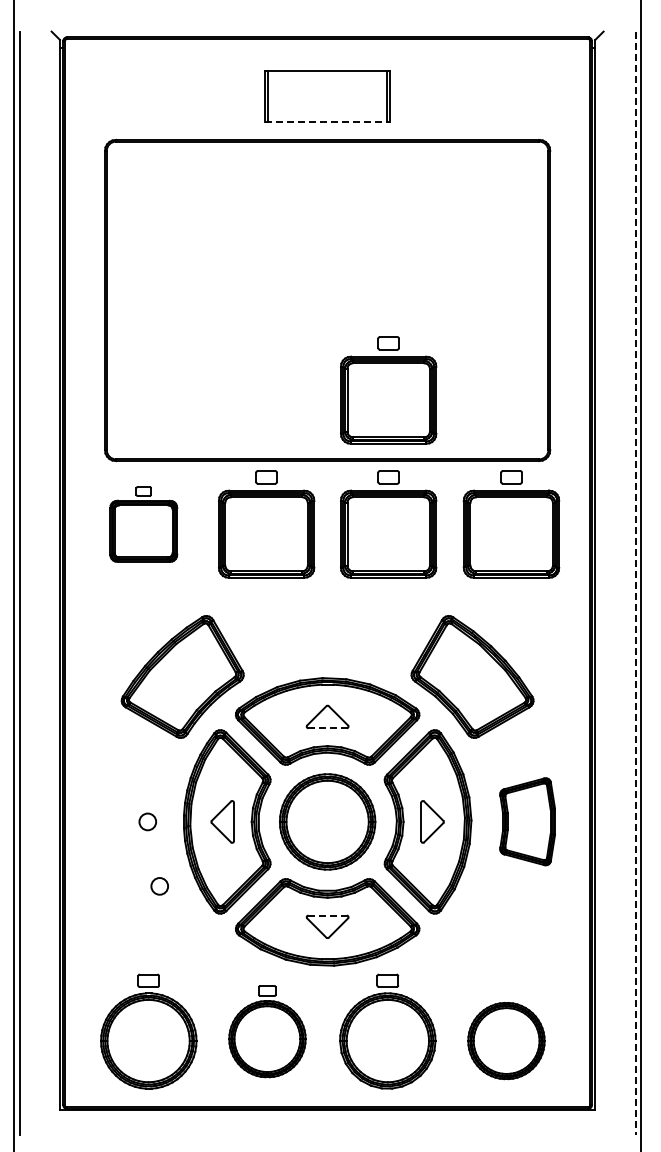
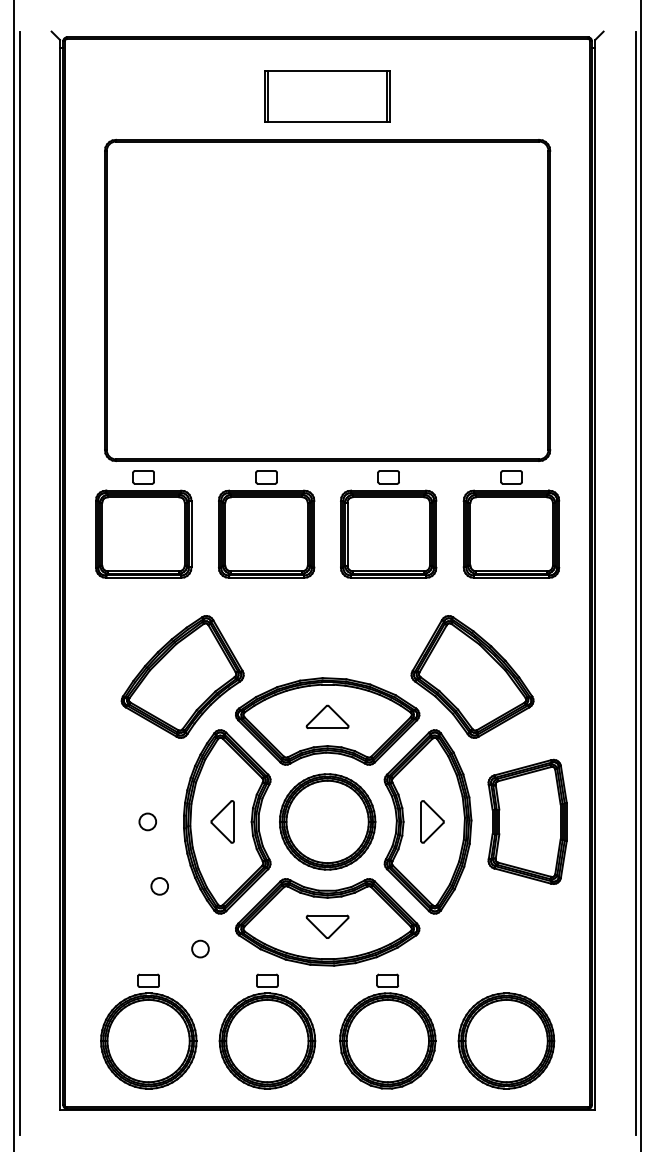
line: dashed -> solid (327, 121)
part: present -> none (388, 390)
part size: 70x77 px -> 98x109 px (143, 524)
line: dashed -> solid (635, 583)
line: dashed -> solid (328, 728)
part size: 57x90 px -> 81x127 px (527, 821)
line: dashed -> solid (328, 915)
circle: none -> present (200, 948)
part size: 79x94 px -> 99x117 px (267, 1031)
part size: 79x79 px -> 99x98 px (506, 1040)
